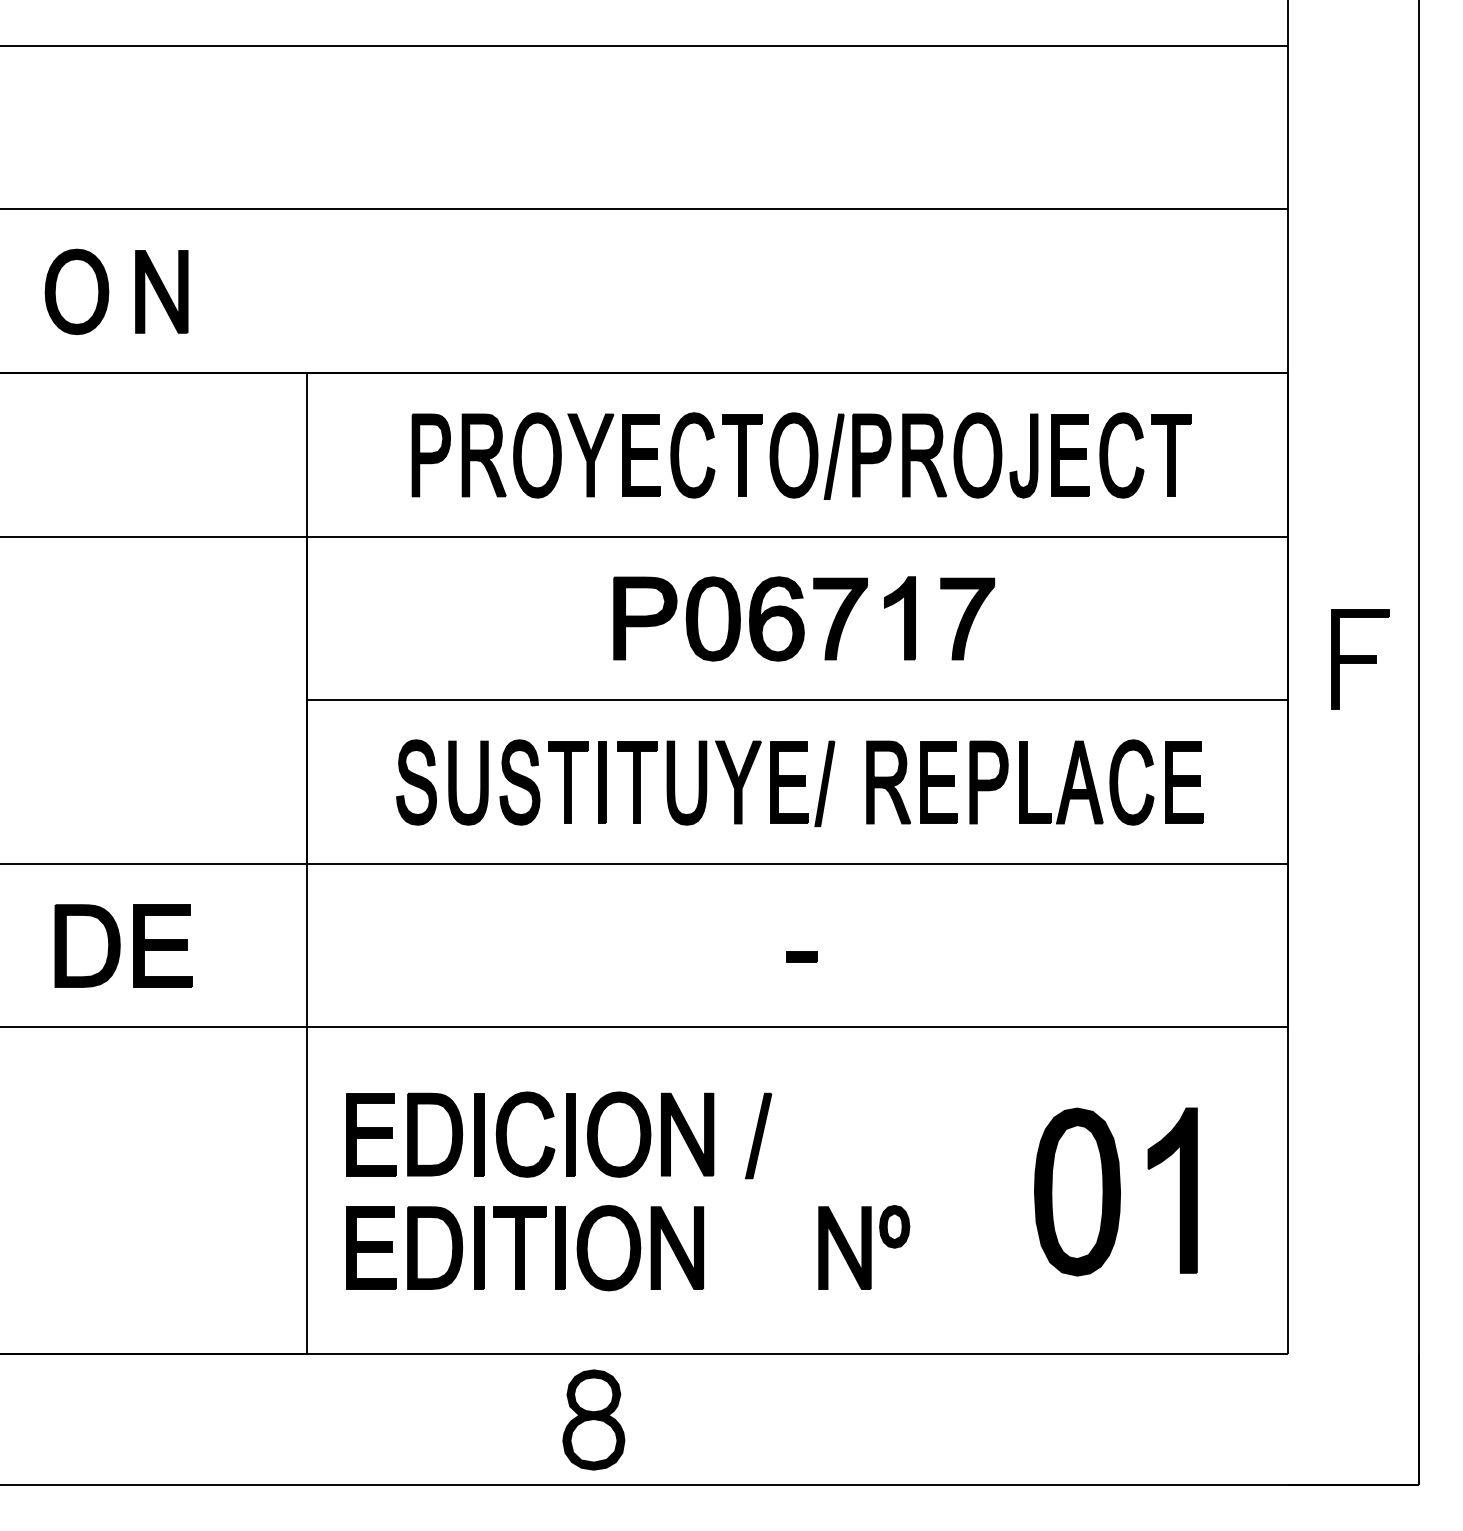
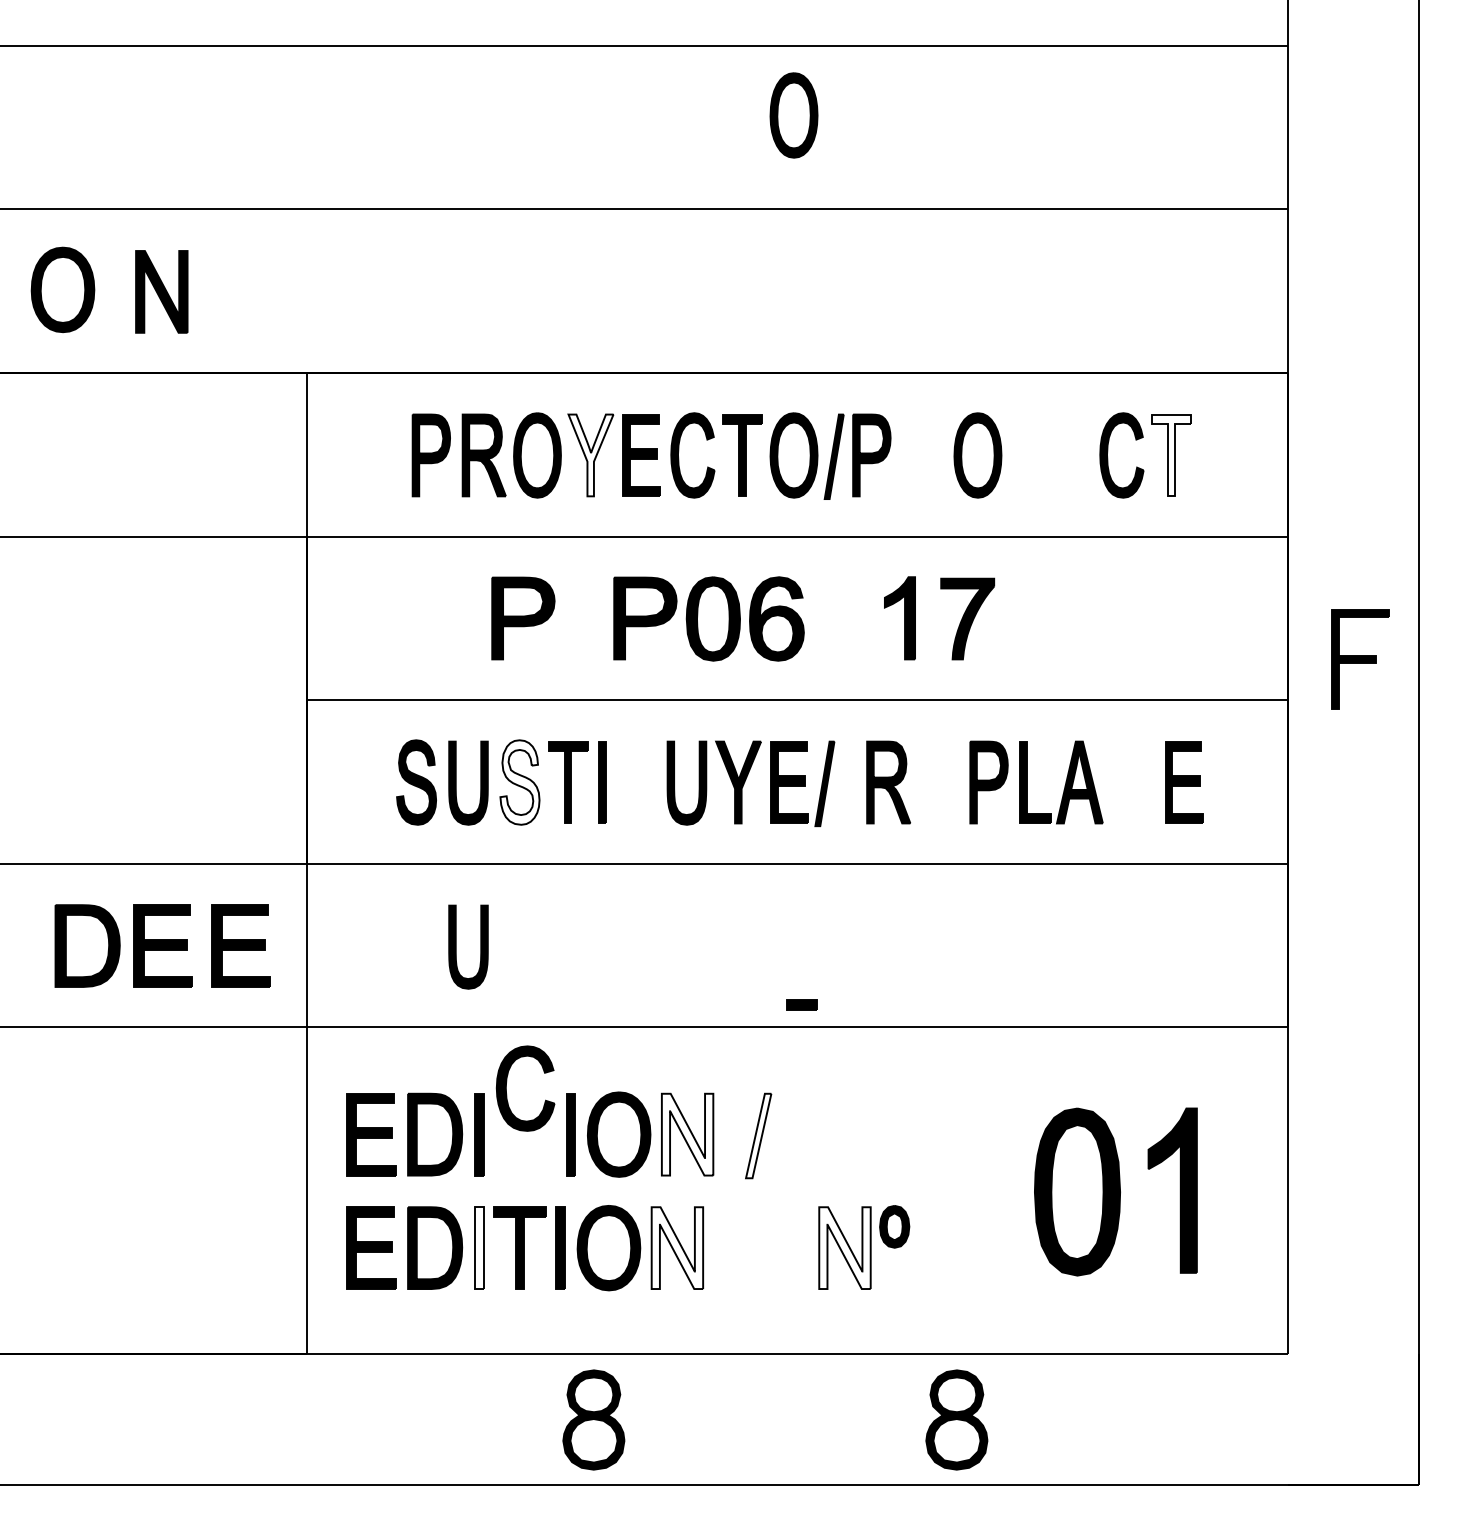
part: none -> present (793, 115)
part position: (76, 291) -> (62, 289) (62, 289)
fill: present -> none (590, 455)
part: present -> none (924, 455)
part: present -> none (1030, 455)
part: present -> none (1070, 455)
fill: present -> none (1170, 455)
part: none -> present (523, 618)
part: present -> none (840, 618)
fill: present -> none (519, 782)
part: present -> none (637, 782)
part: present -> none (938, 782)
part: present -> none (1118, 783)
part: none -> present (240, 945)
part: none -> present (456, 946)
part position: (801, 956) -> (801, 1004) (801, 1004)
fill: present -> none (687, 1134)
fill: present -> none (758, 1135)
part position: (507, 1140) -> (507, 1094) (507, 1094)
fill: present -> none (479, 1248)
fill: present -> none (677, 1248)
fill: present -> none (844, 1248)
part: none -> present (956, 1419)
